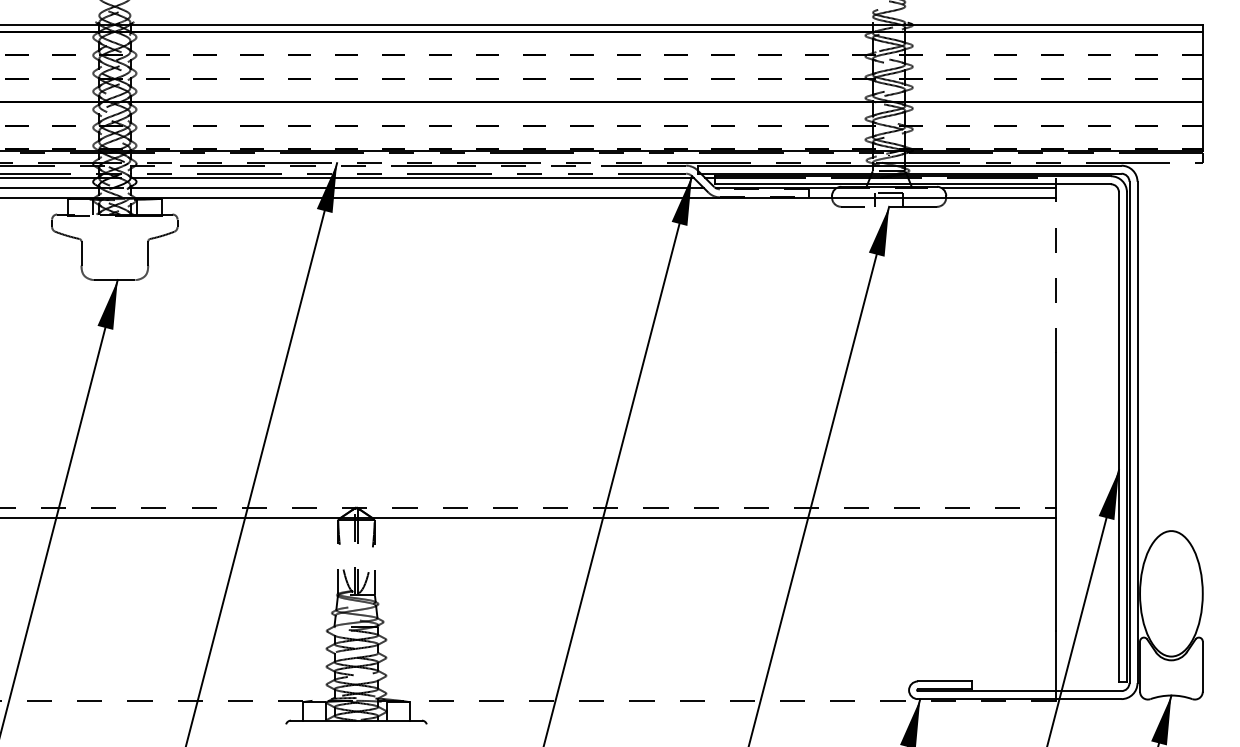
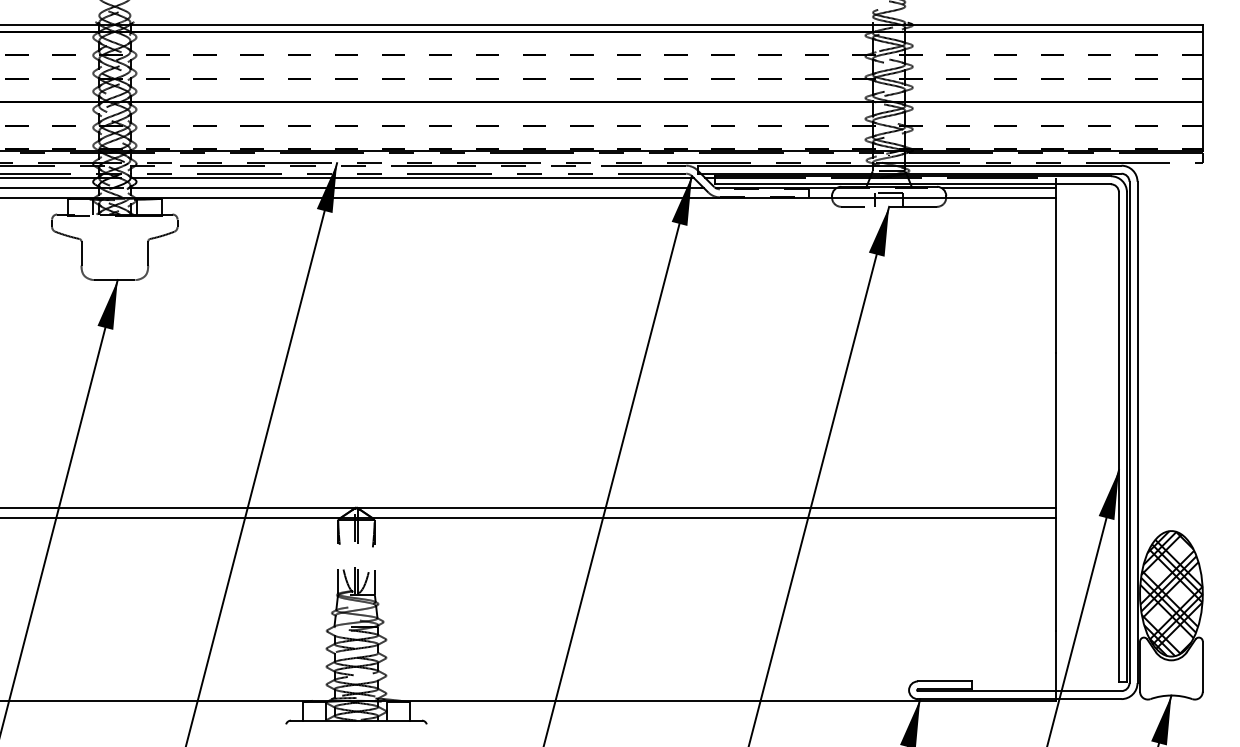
line: dashed -> solid (1056, 275)
line: dashed -> solid (528, 507)
hatch: none -> present (1171, 593)
line: dashed -> solid (528, 700)
